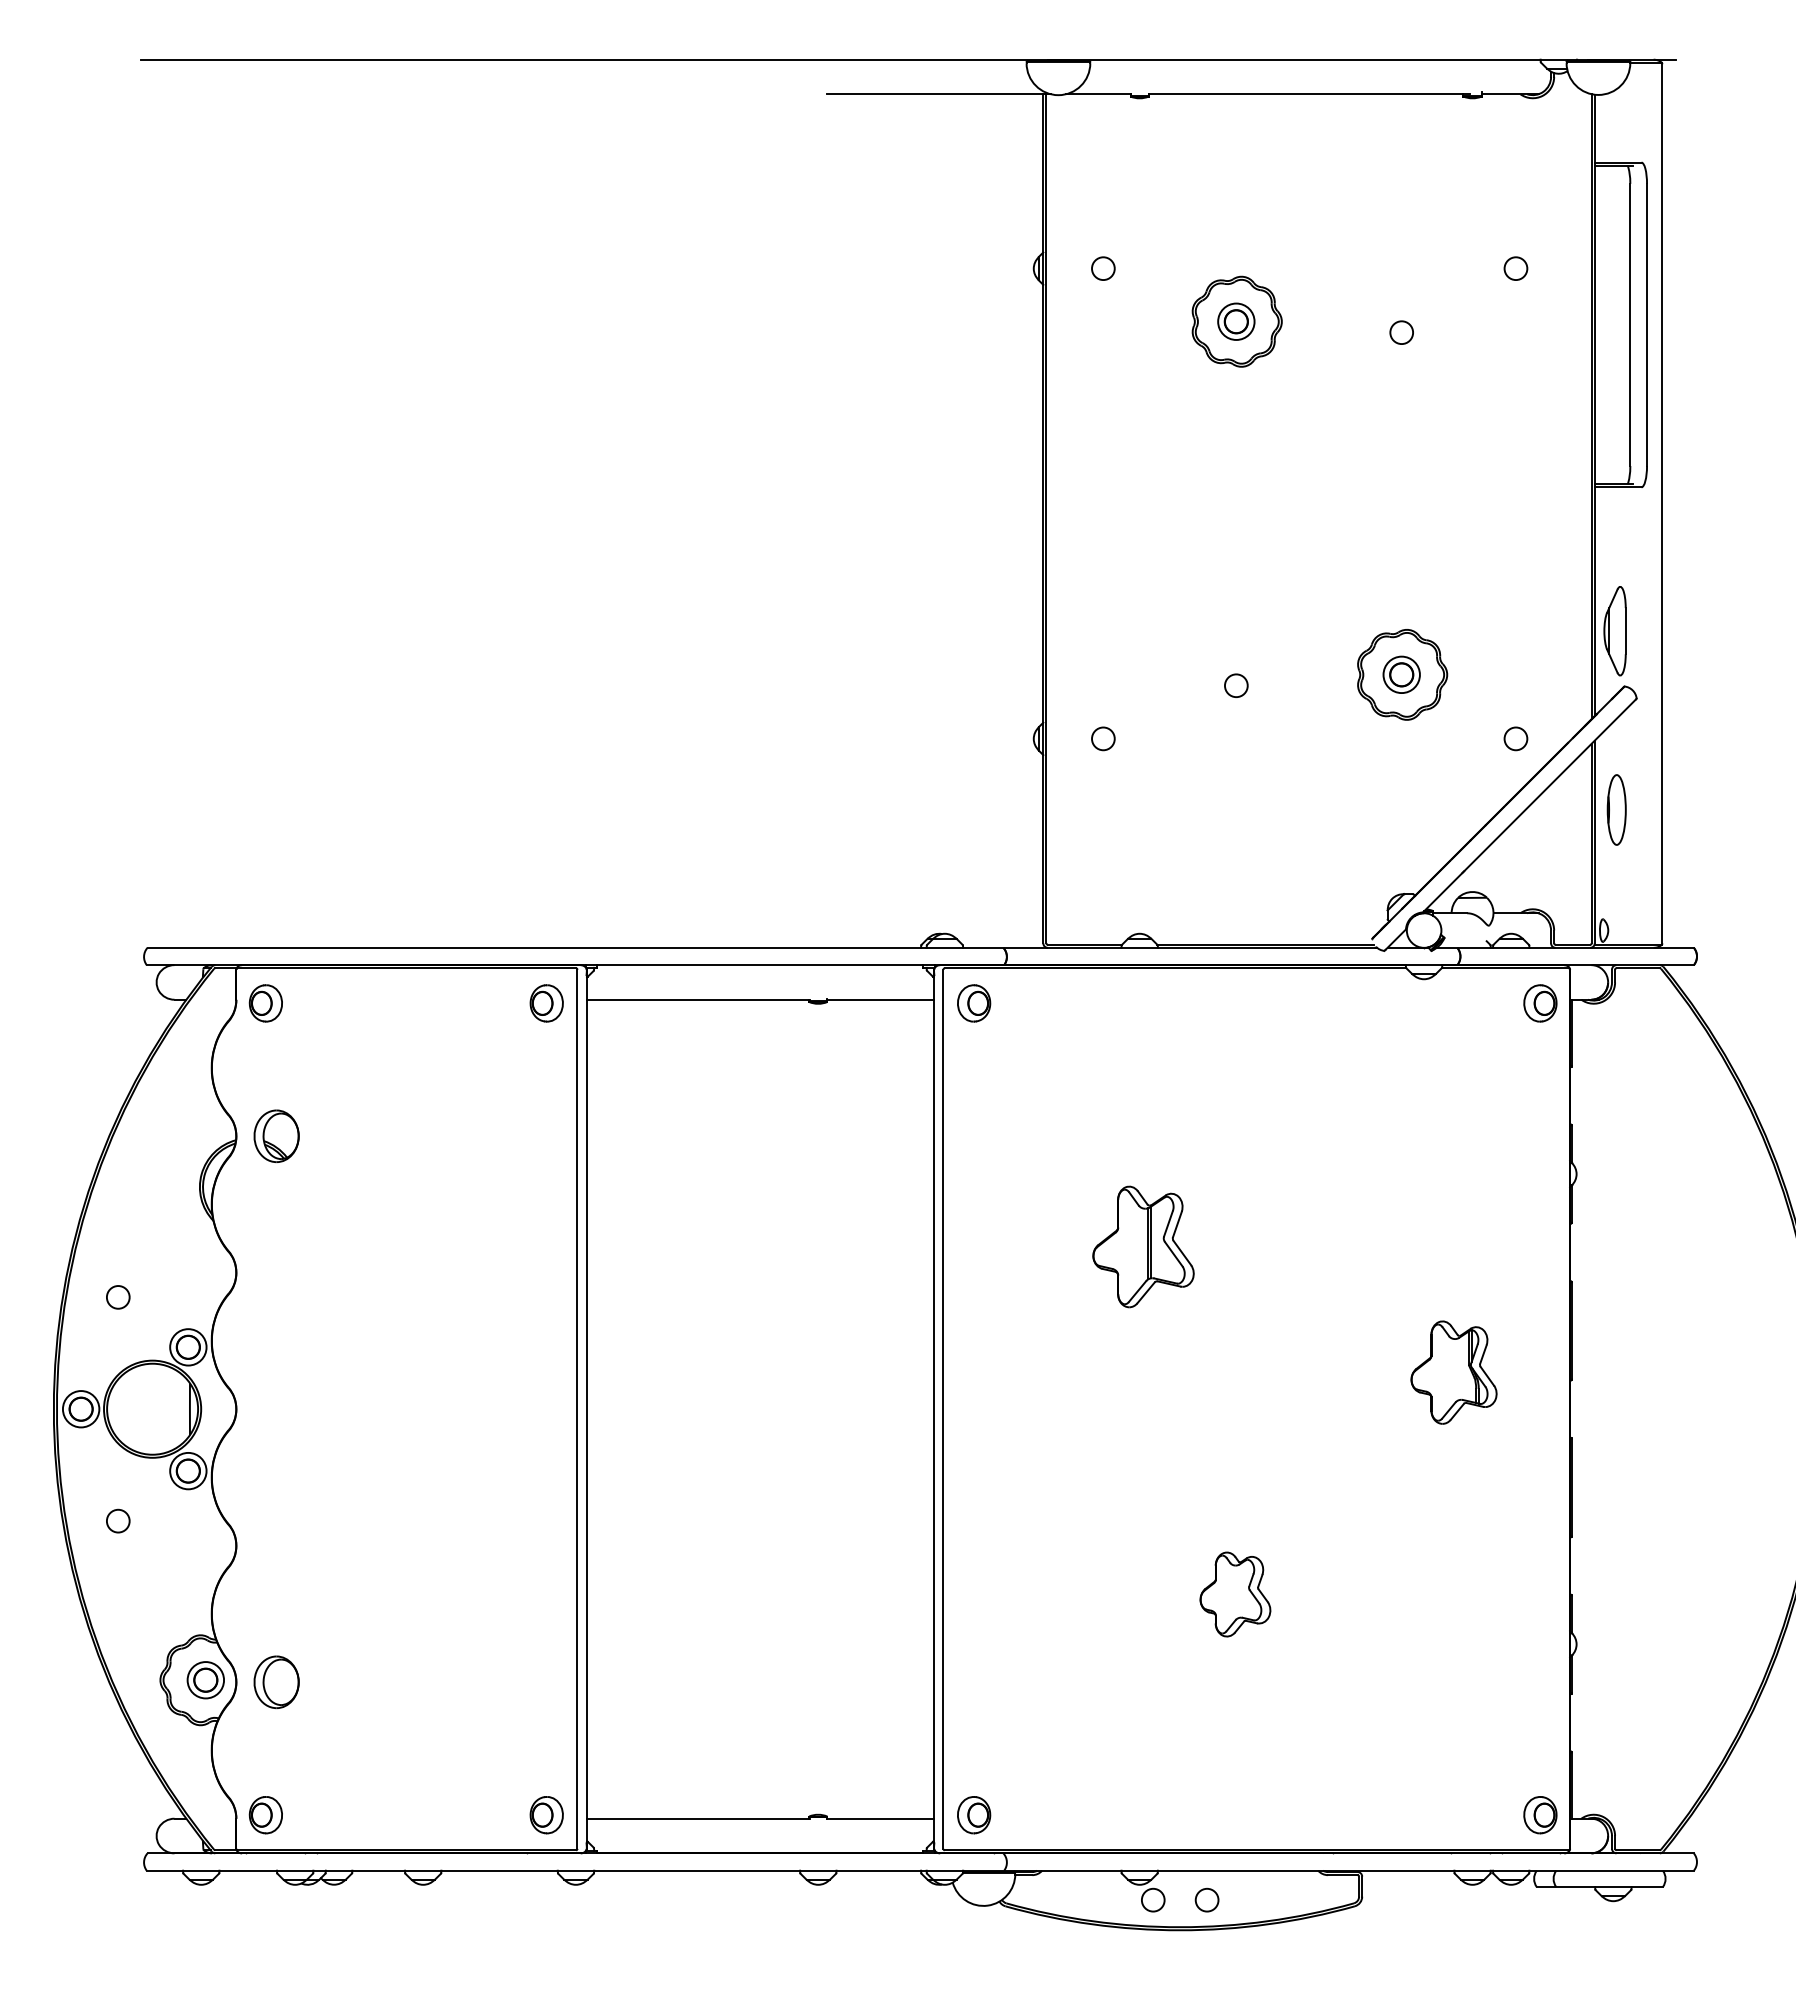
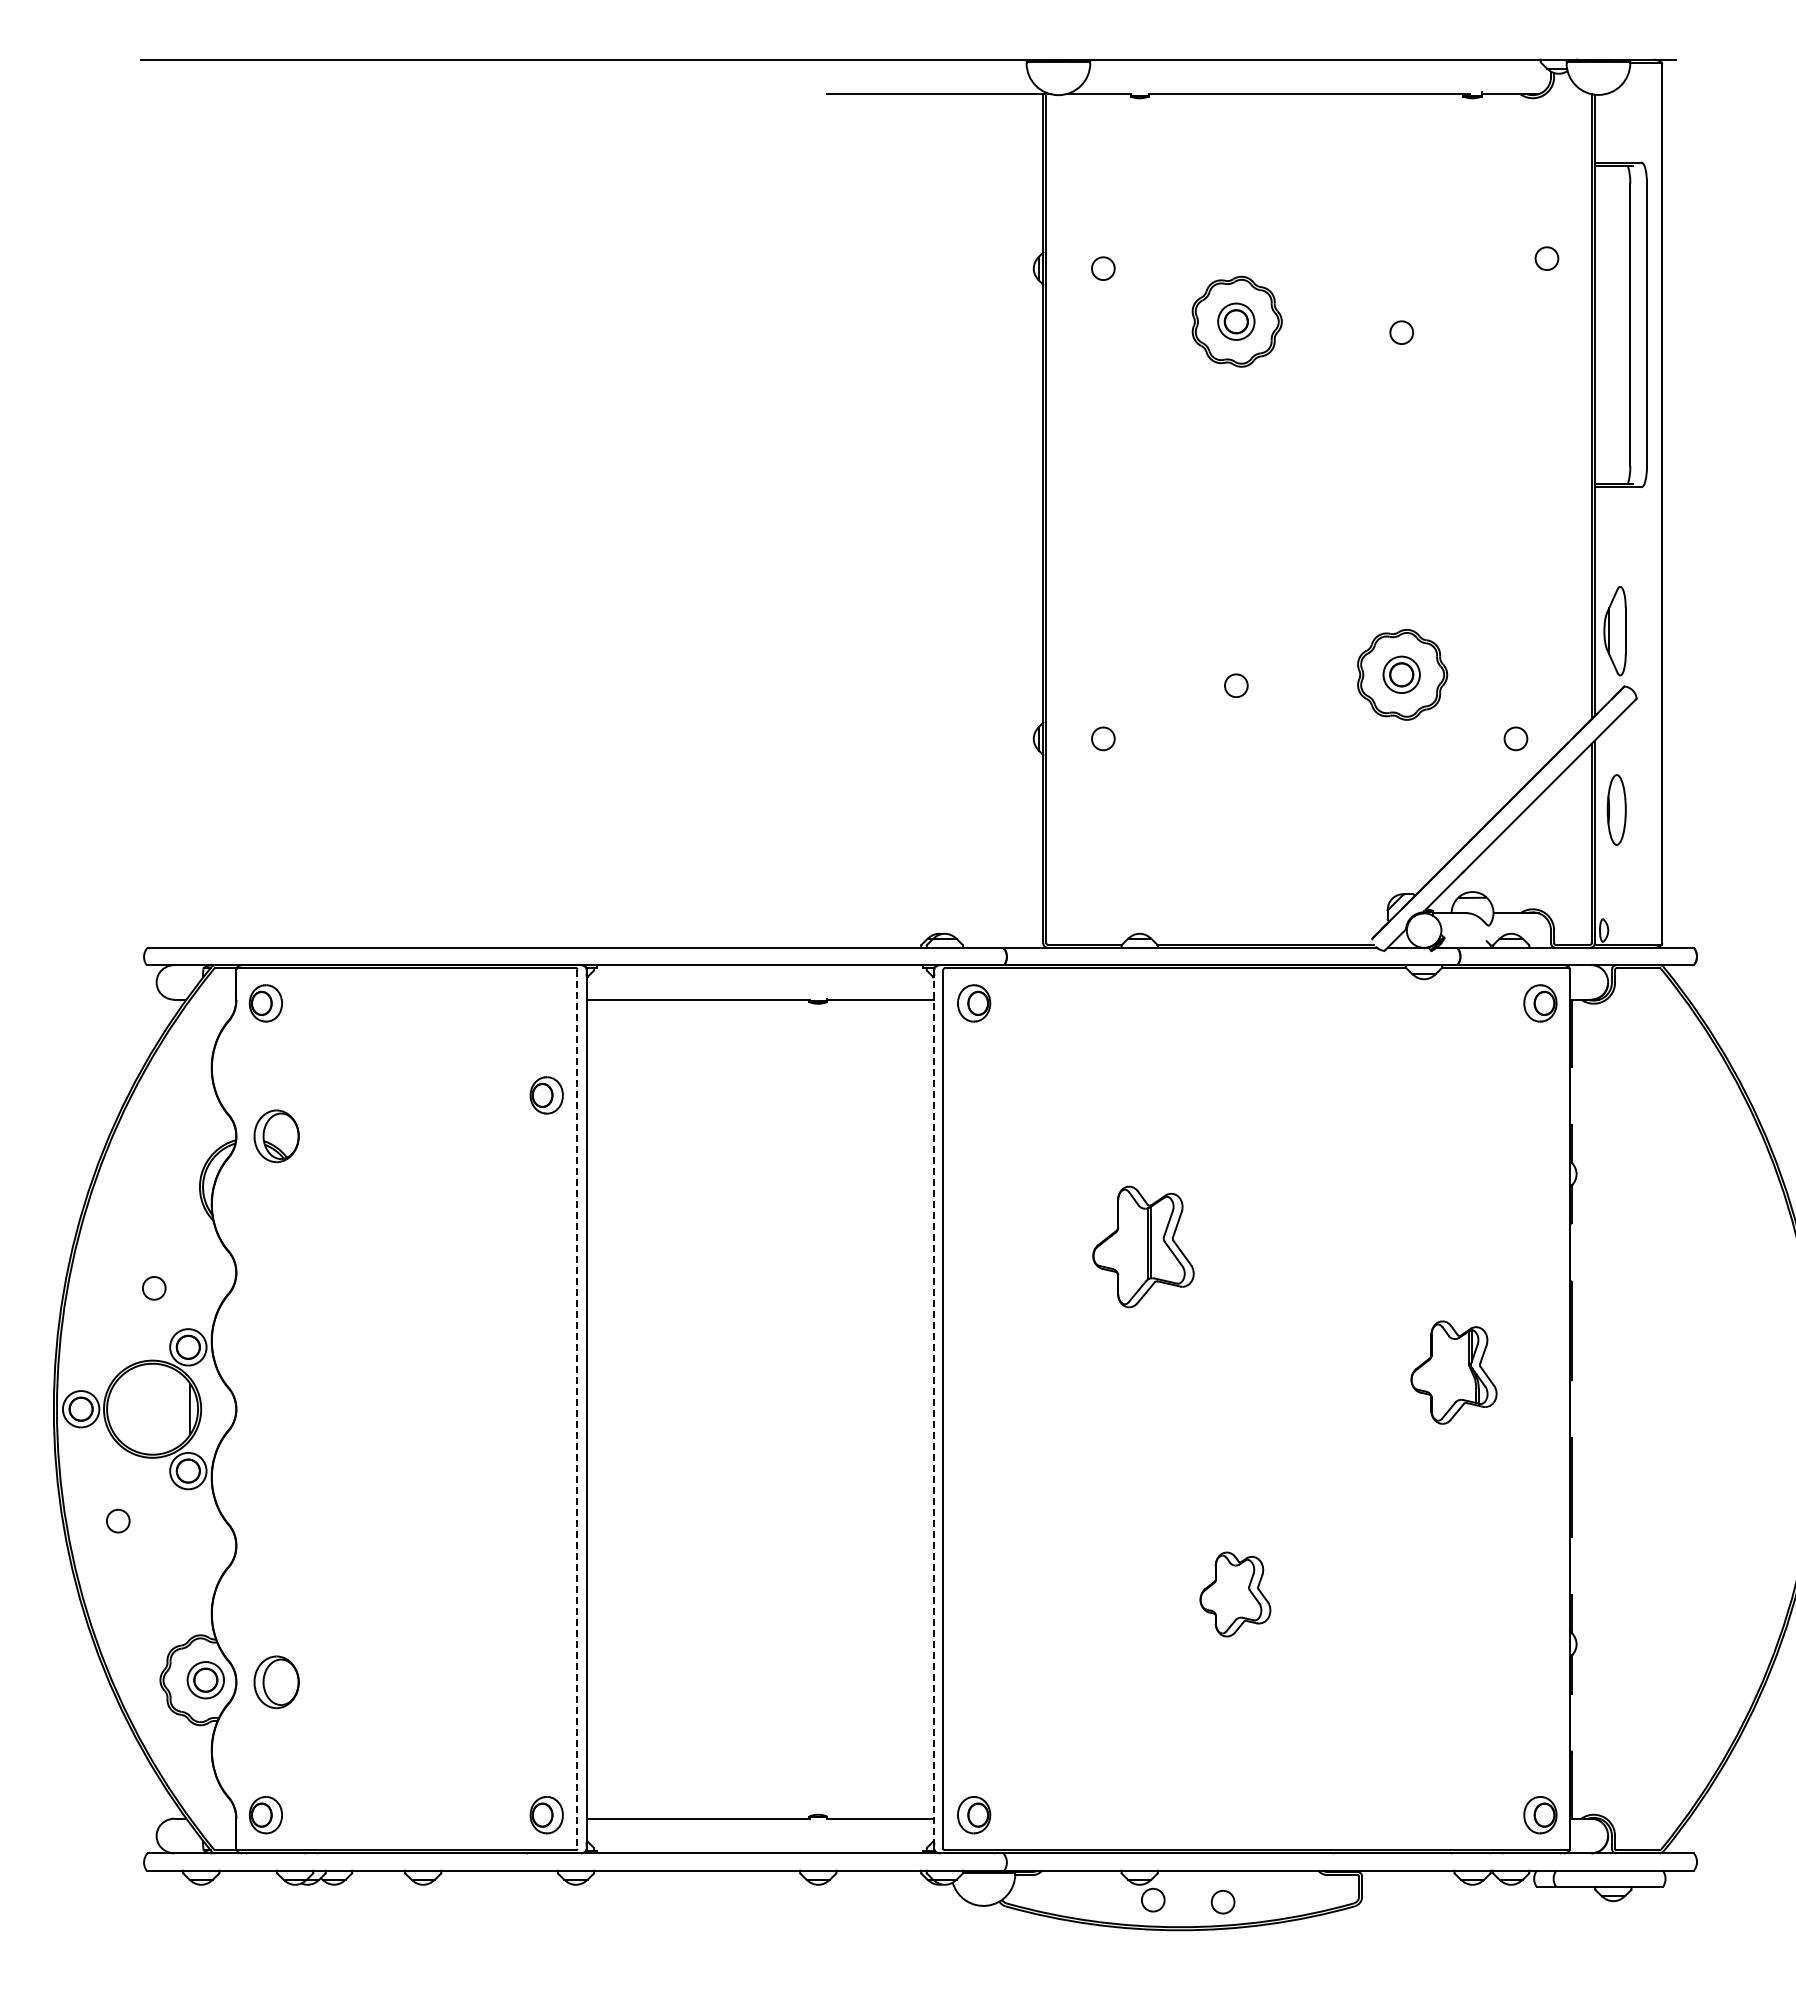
circle position: (1515, 268) -> (1546, 258) (1546, 258)
part position: (546, 1003) -> (546, 1095) (546, 1095)
circle position: (118, 1297) -> (154, 1288) (154, 1288)
line: solid -> dashed (577, 1409)
line: solid -> dashed (934, 1409)
circle position: (1206, 1899) -> (1222, 1901) (1222, 1901)
